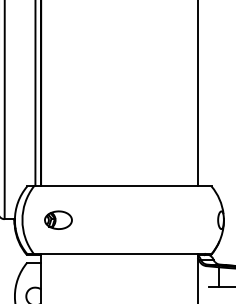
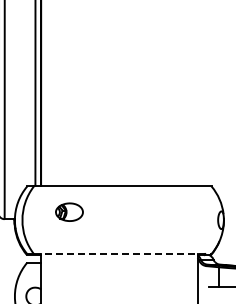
line: present -> none (197, 94)
part position: (58, 219) -> (69, 211) (69, 211)
line: solid -> dashed (122, 254)
